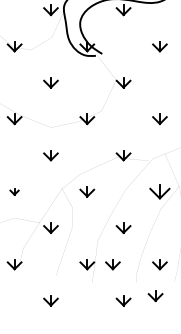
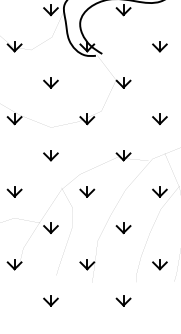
part size: 11x8 px -> 17x12 px (14, 191)
part size: 22x16 px -> 16x12 px (159, 191)
part: present -> none (112, 264)
part: present -> none (155, 296)
